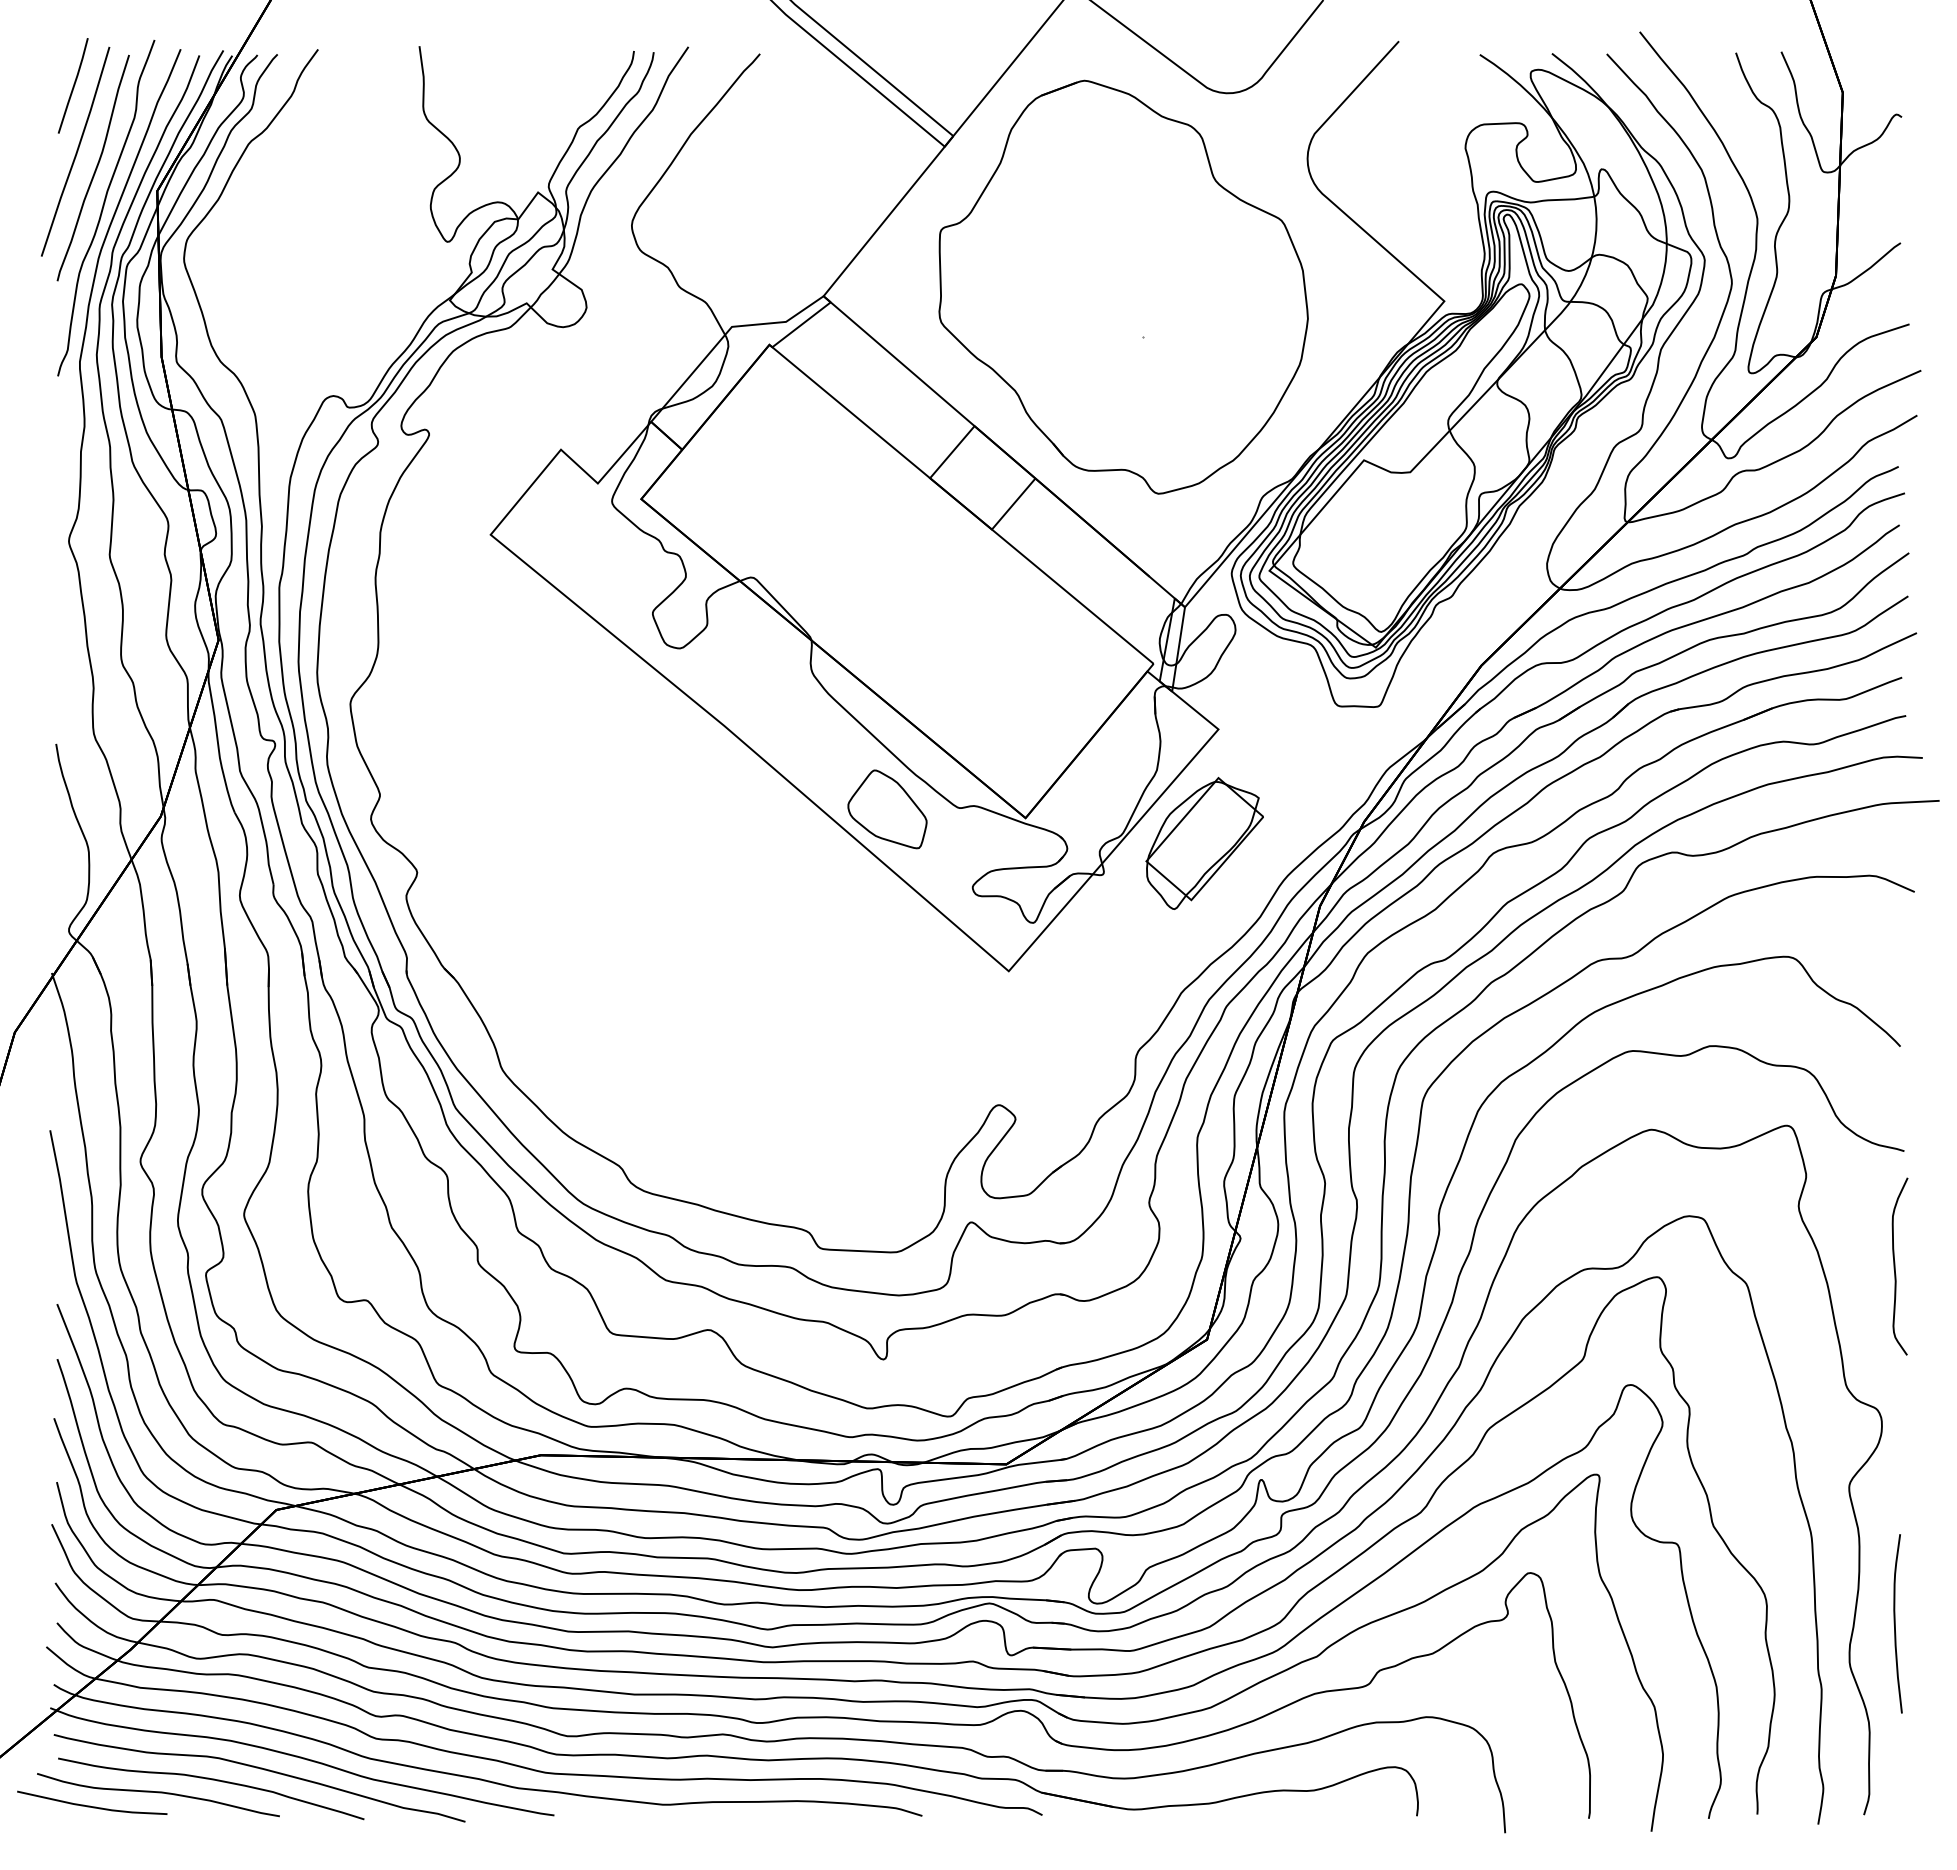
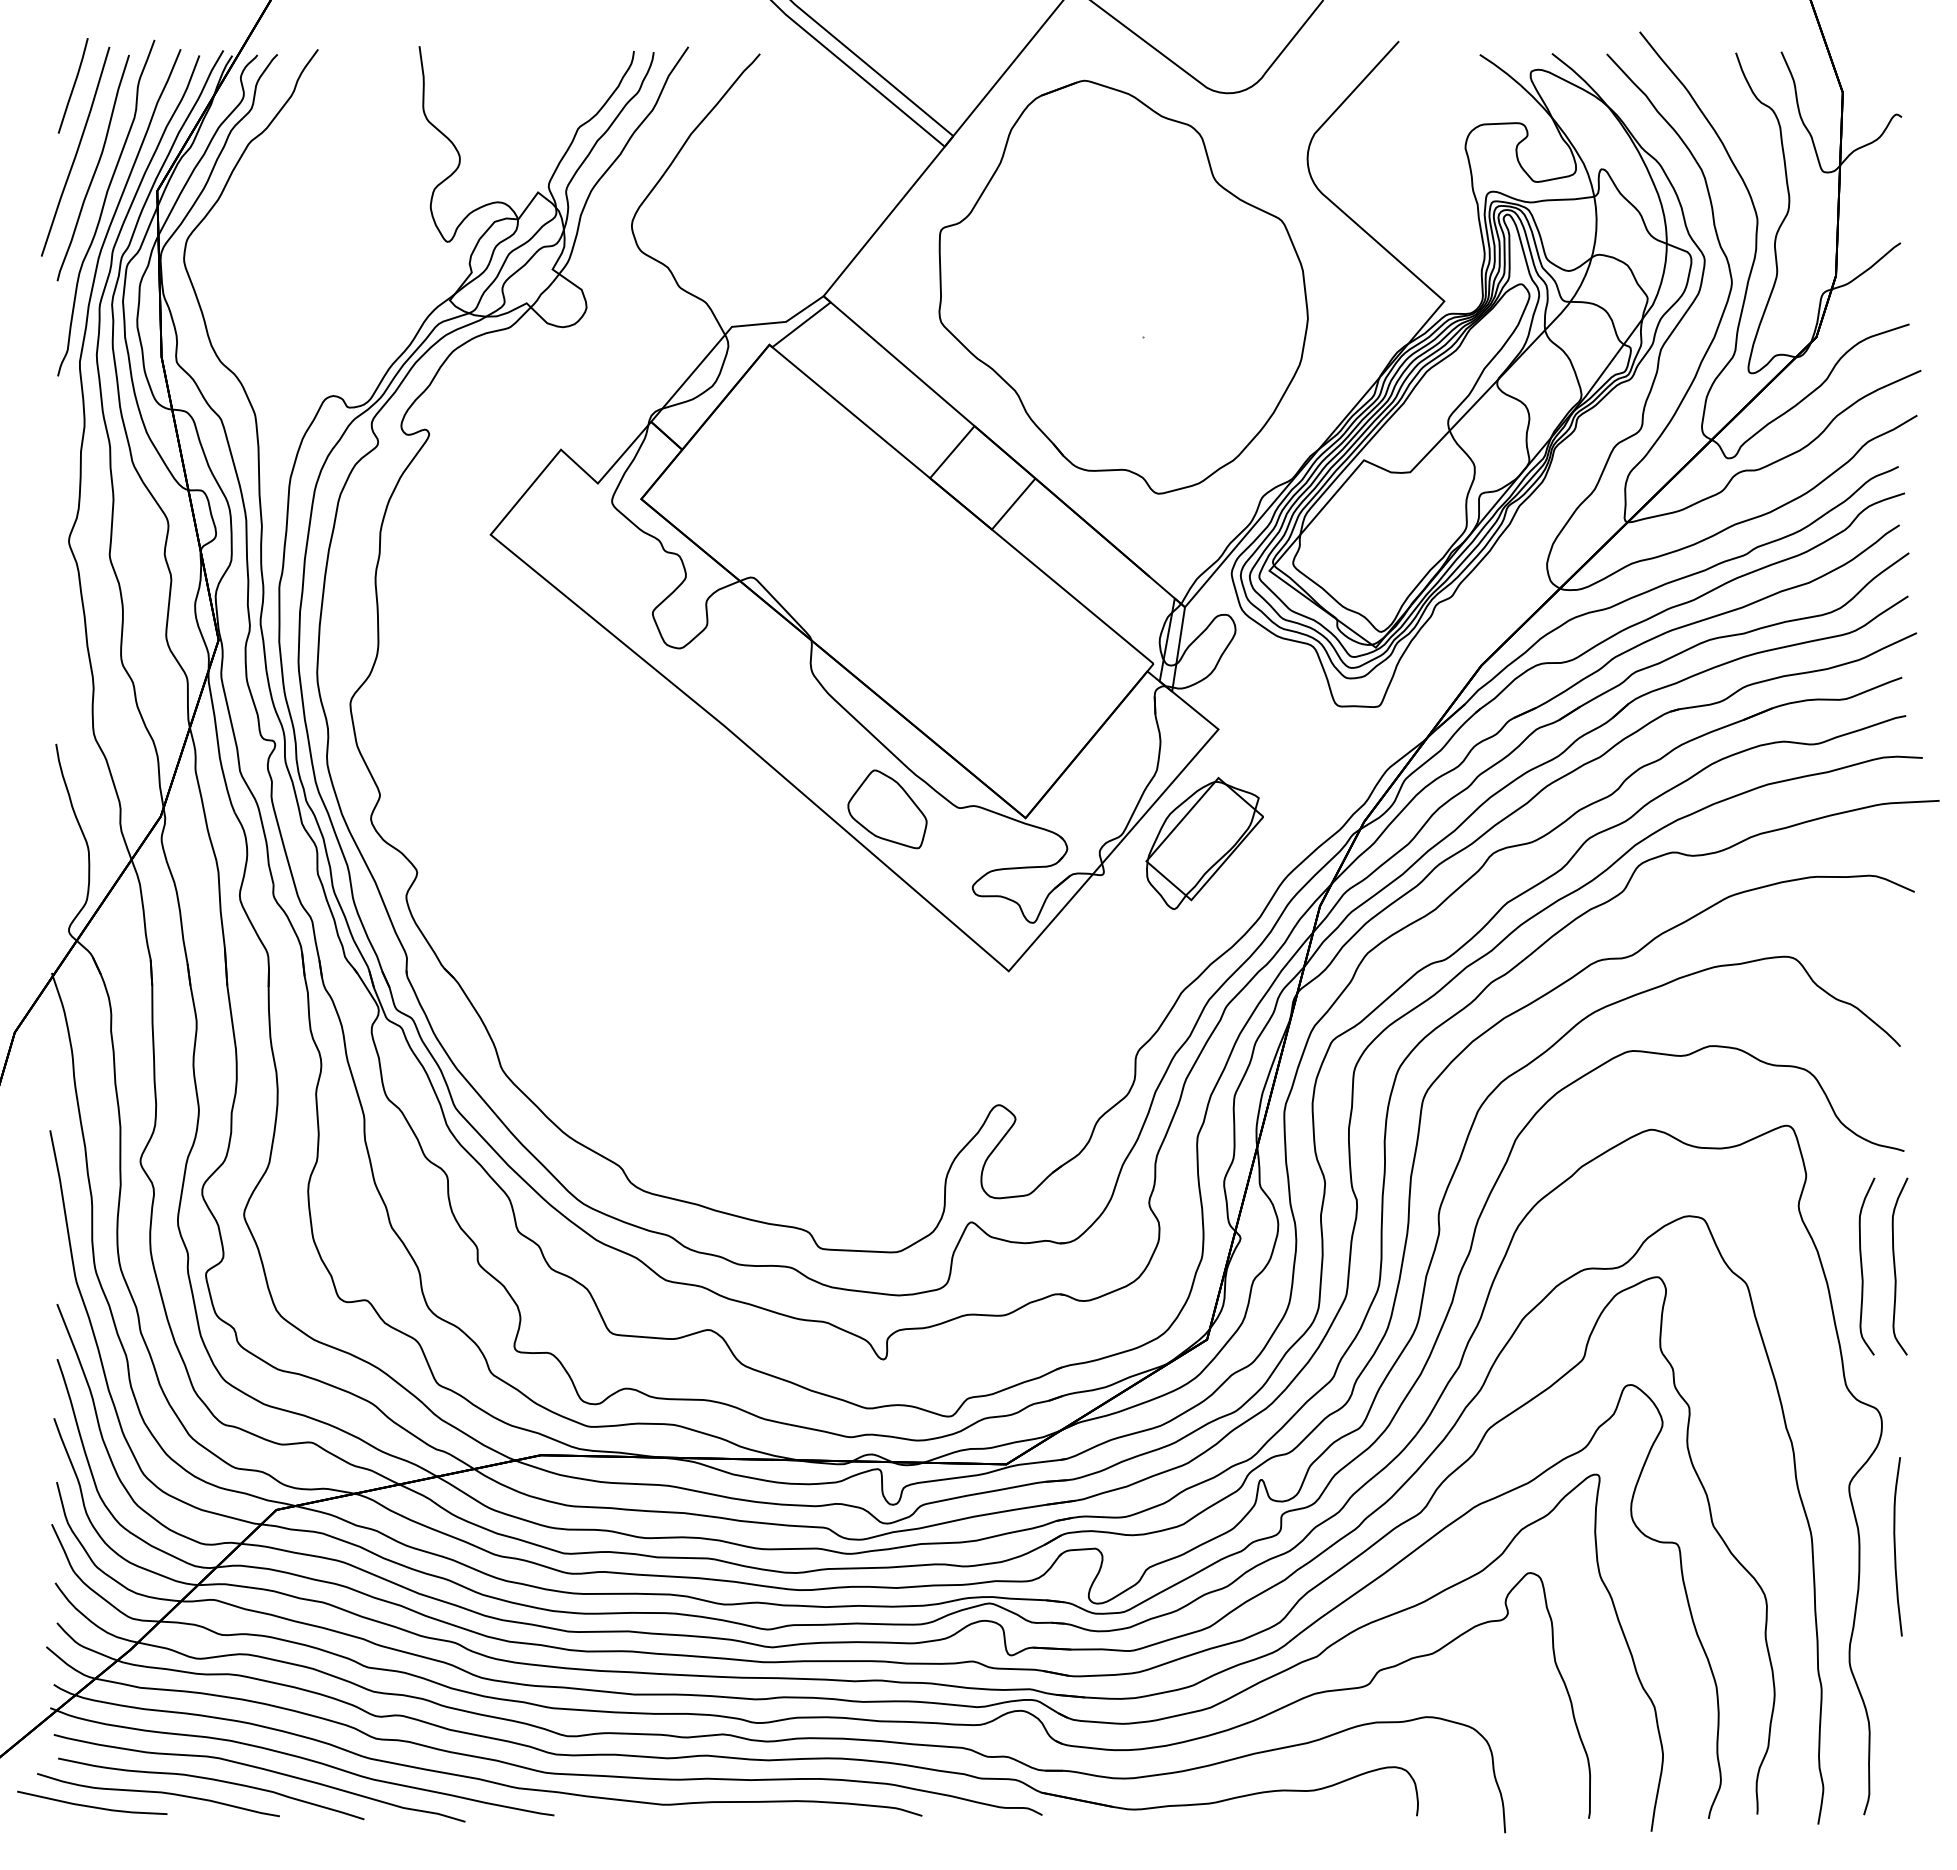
curve: none -> present (1862, 1266)
curve position: (1895, 1623) -> (1895, 1546) (1895, 1546)
